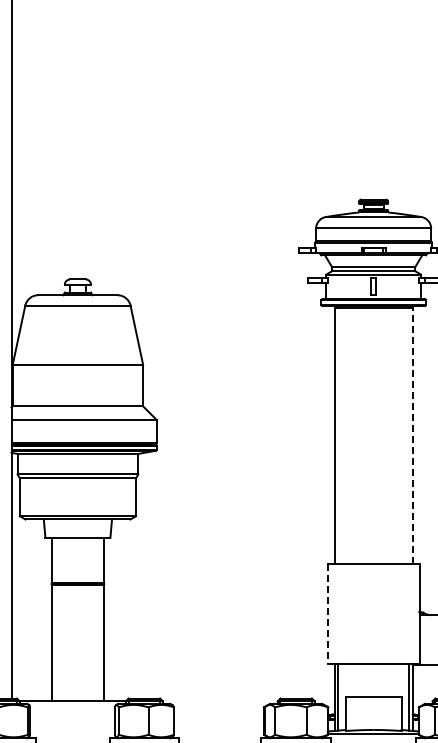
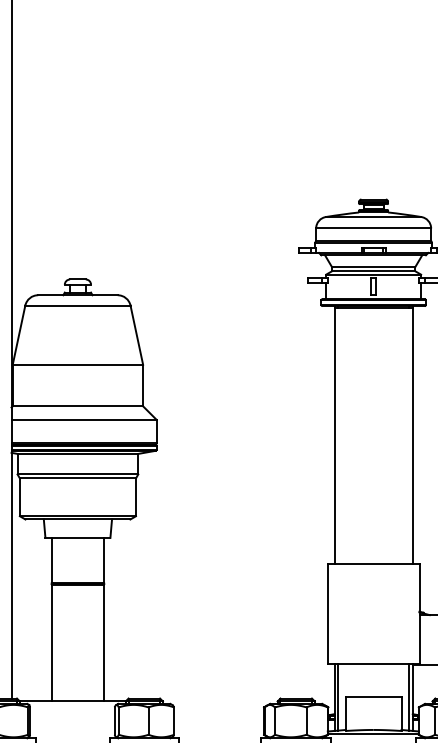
line: dashed -> solid (412, 435)
line: dashed -> solid (327, 613)
